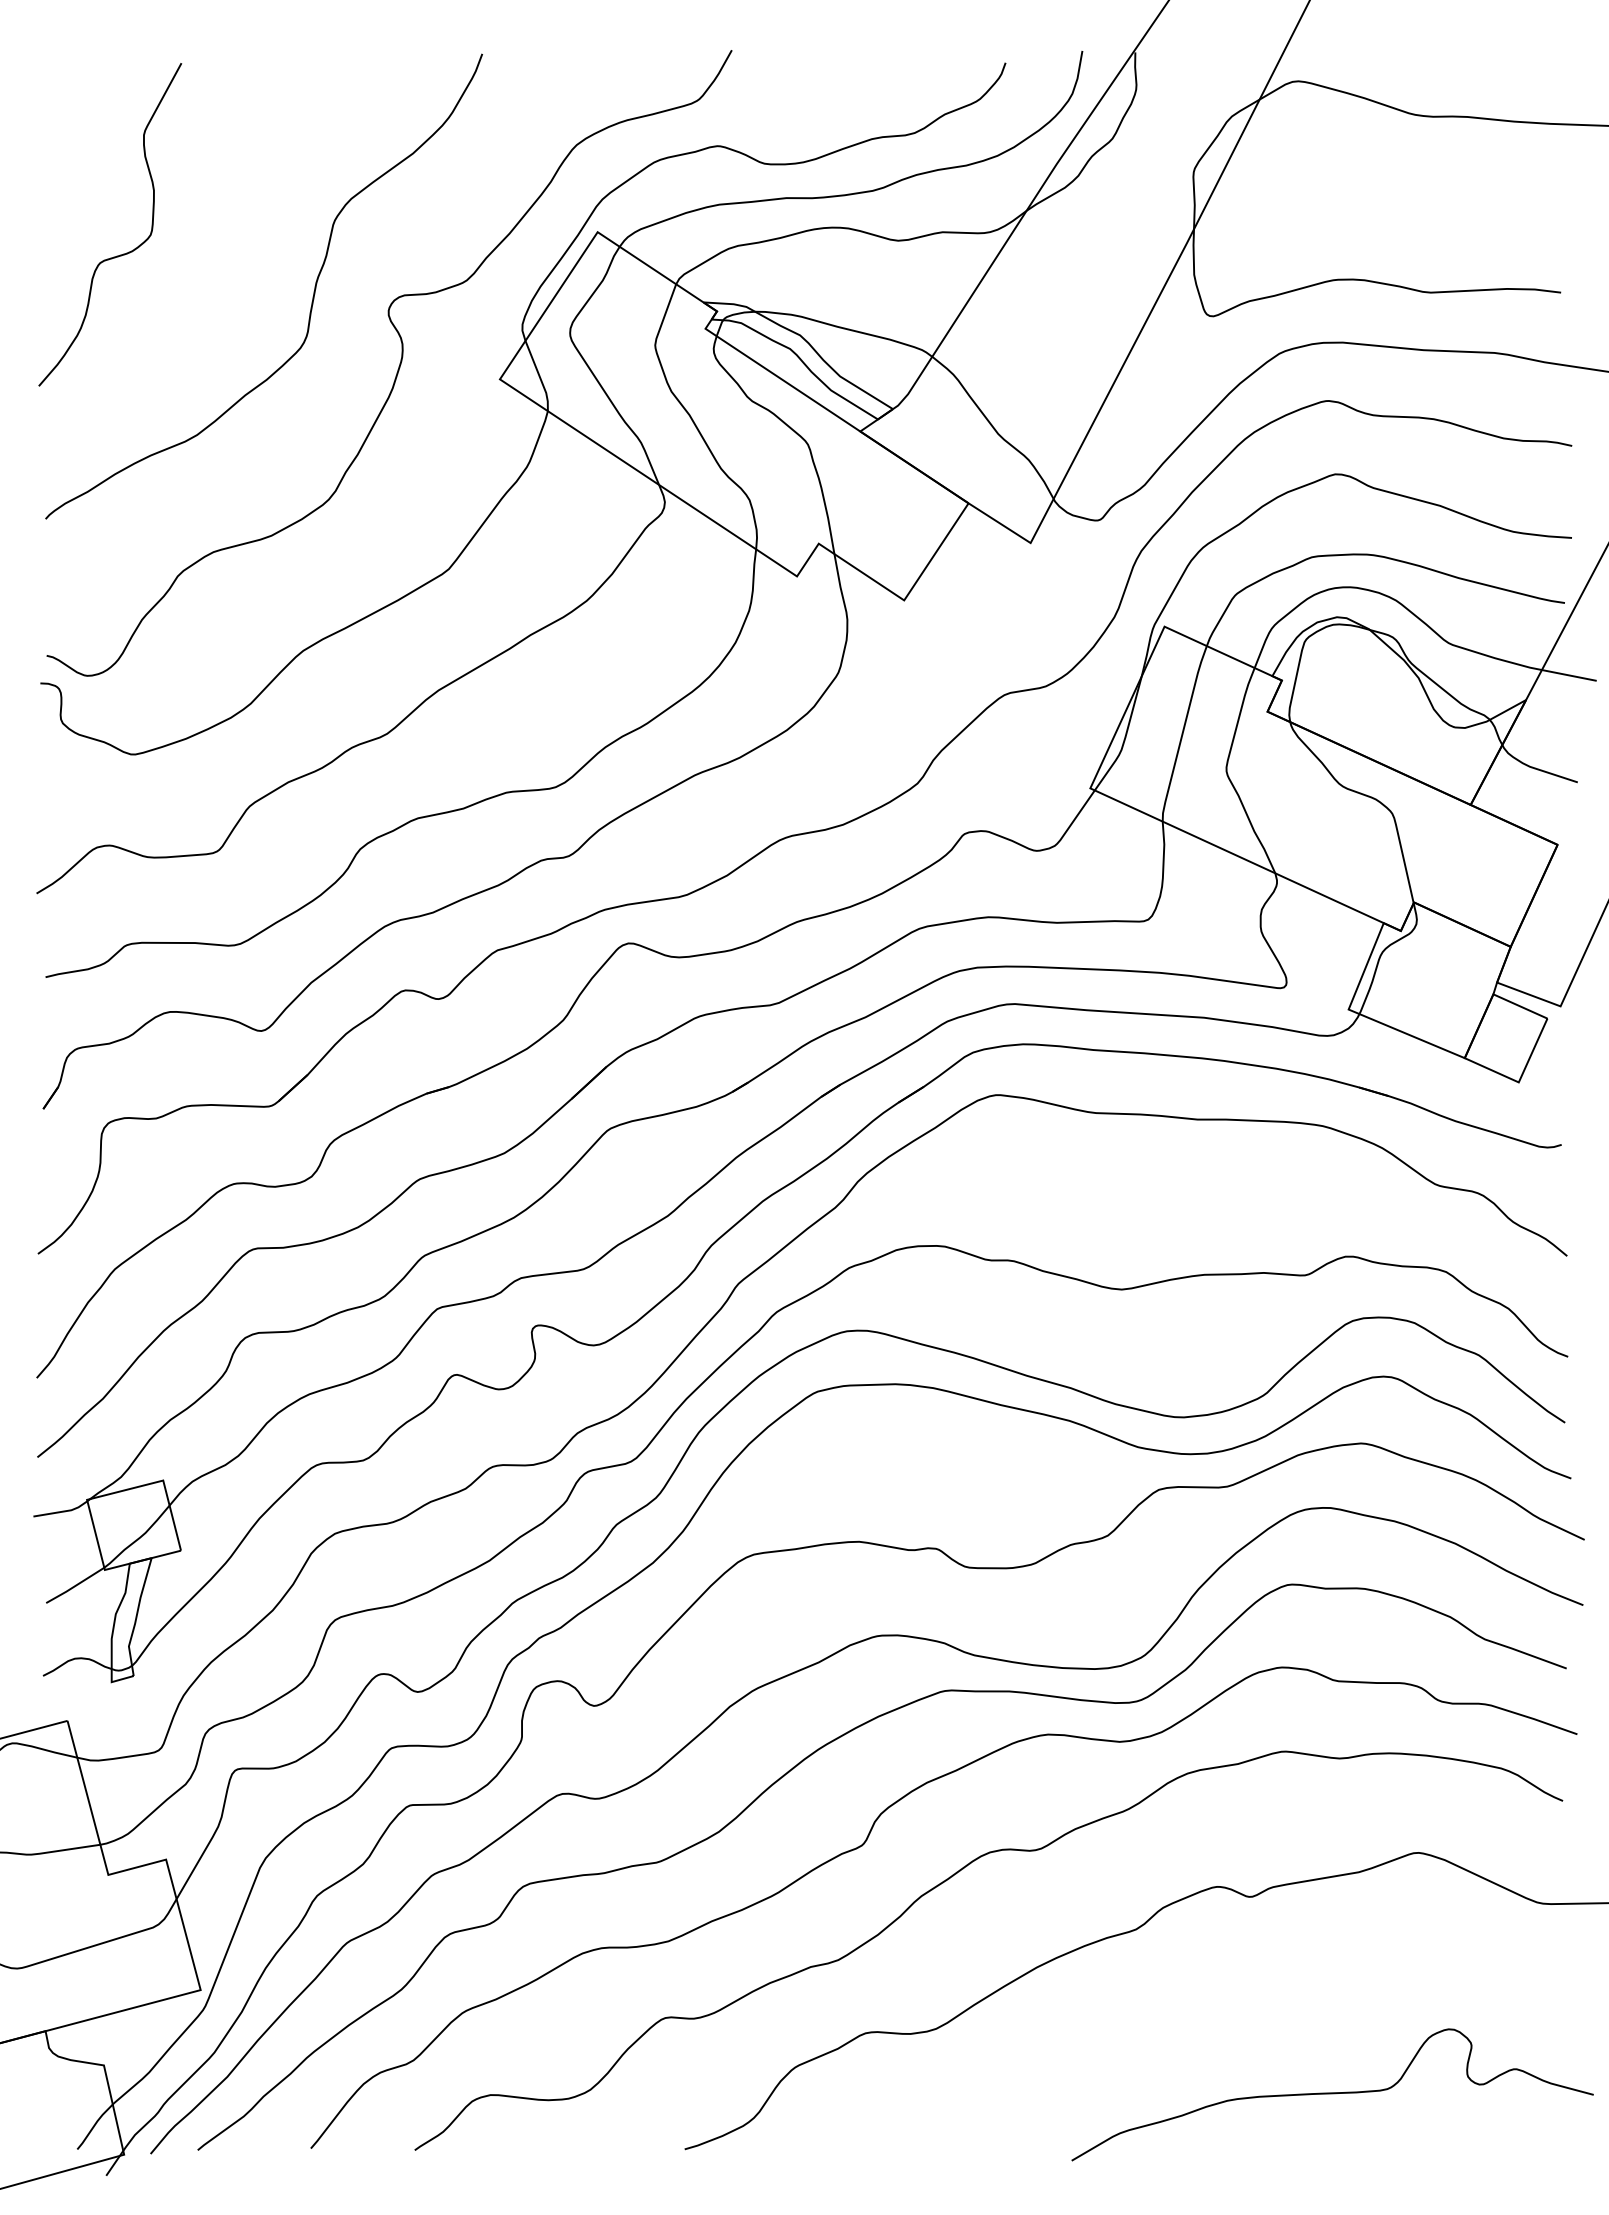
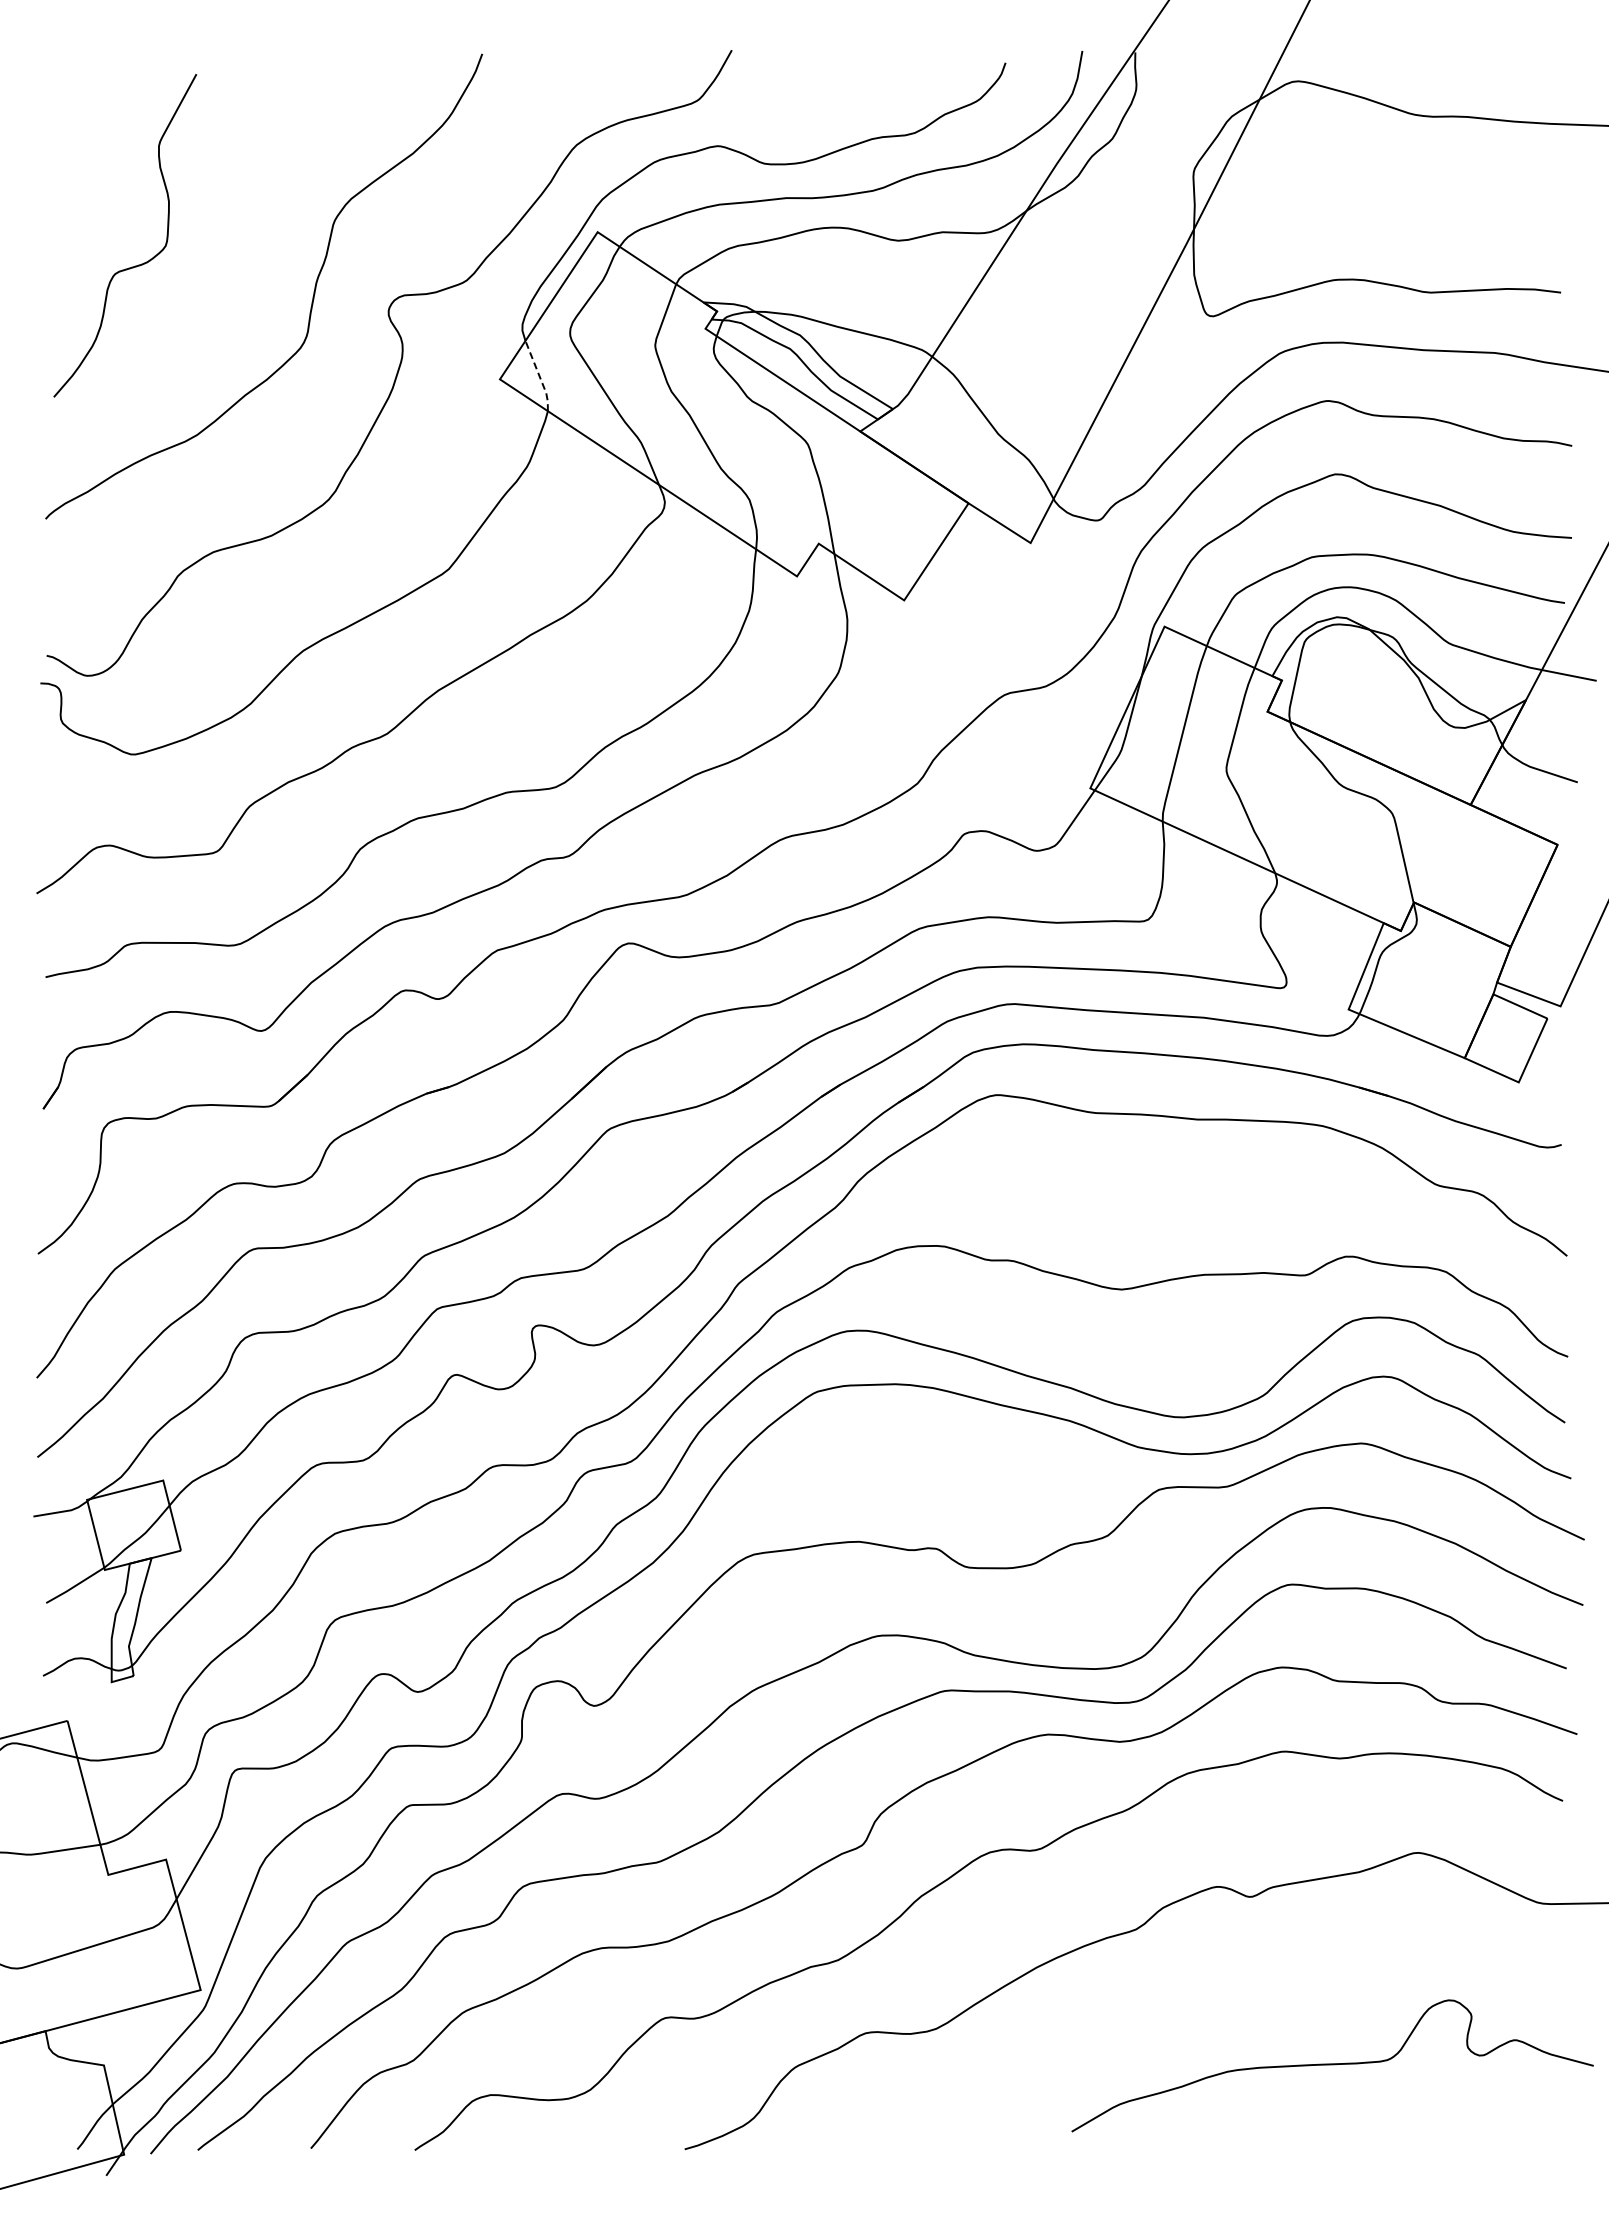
curve position: (116, 255) -> (131, 266) (131, 266)
line: solid -> dashed (539, 376)
curve position: (1332, 2094) -> (1332, 2065) (1332, 2065)
